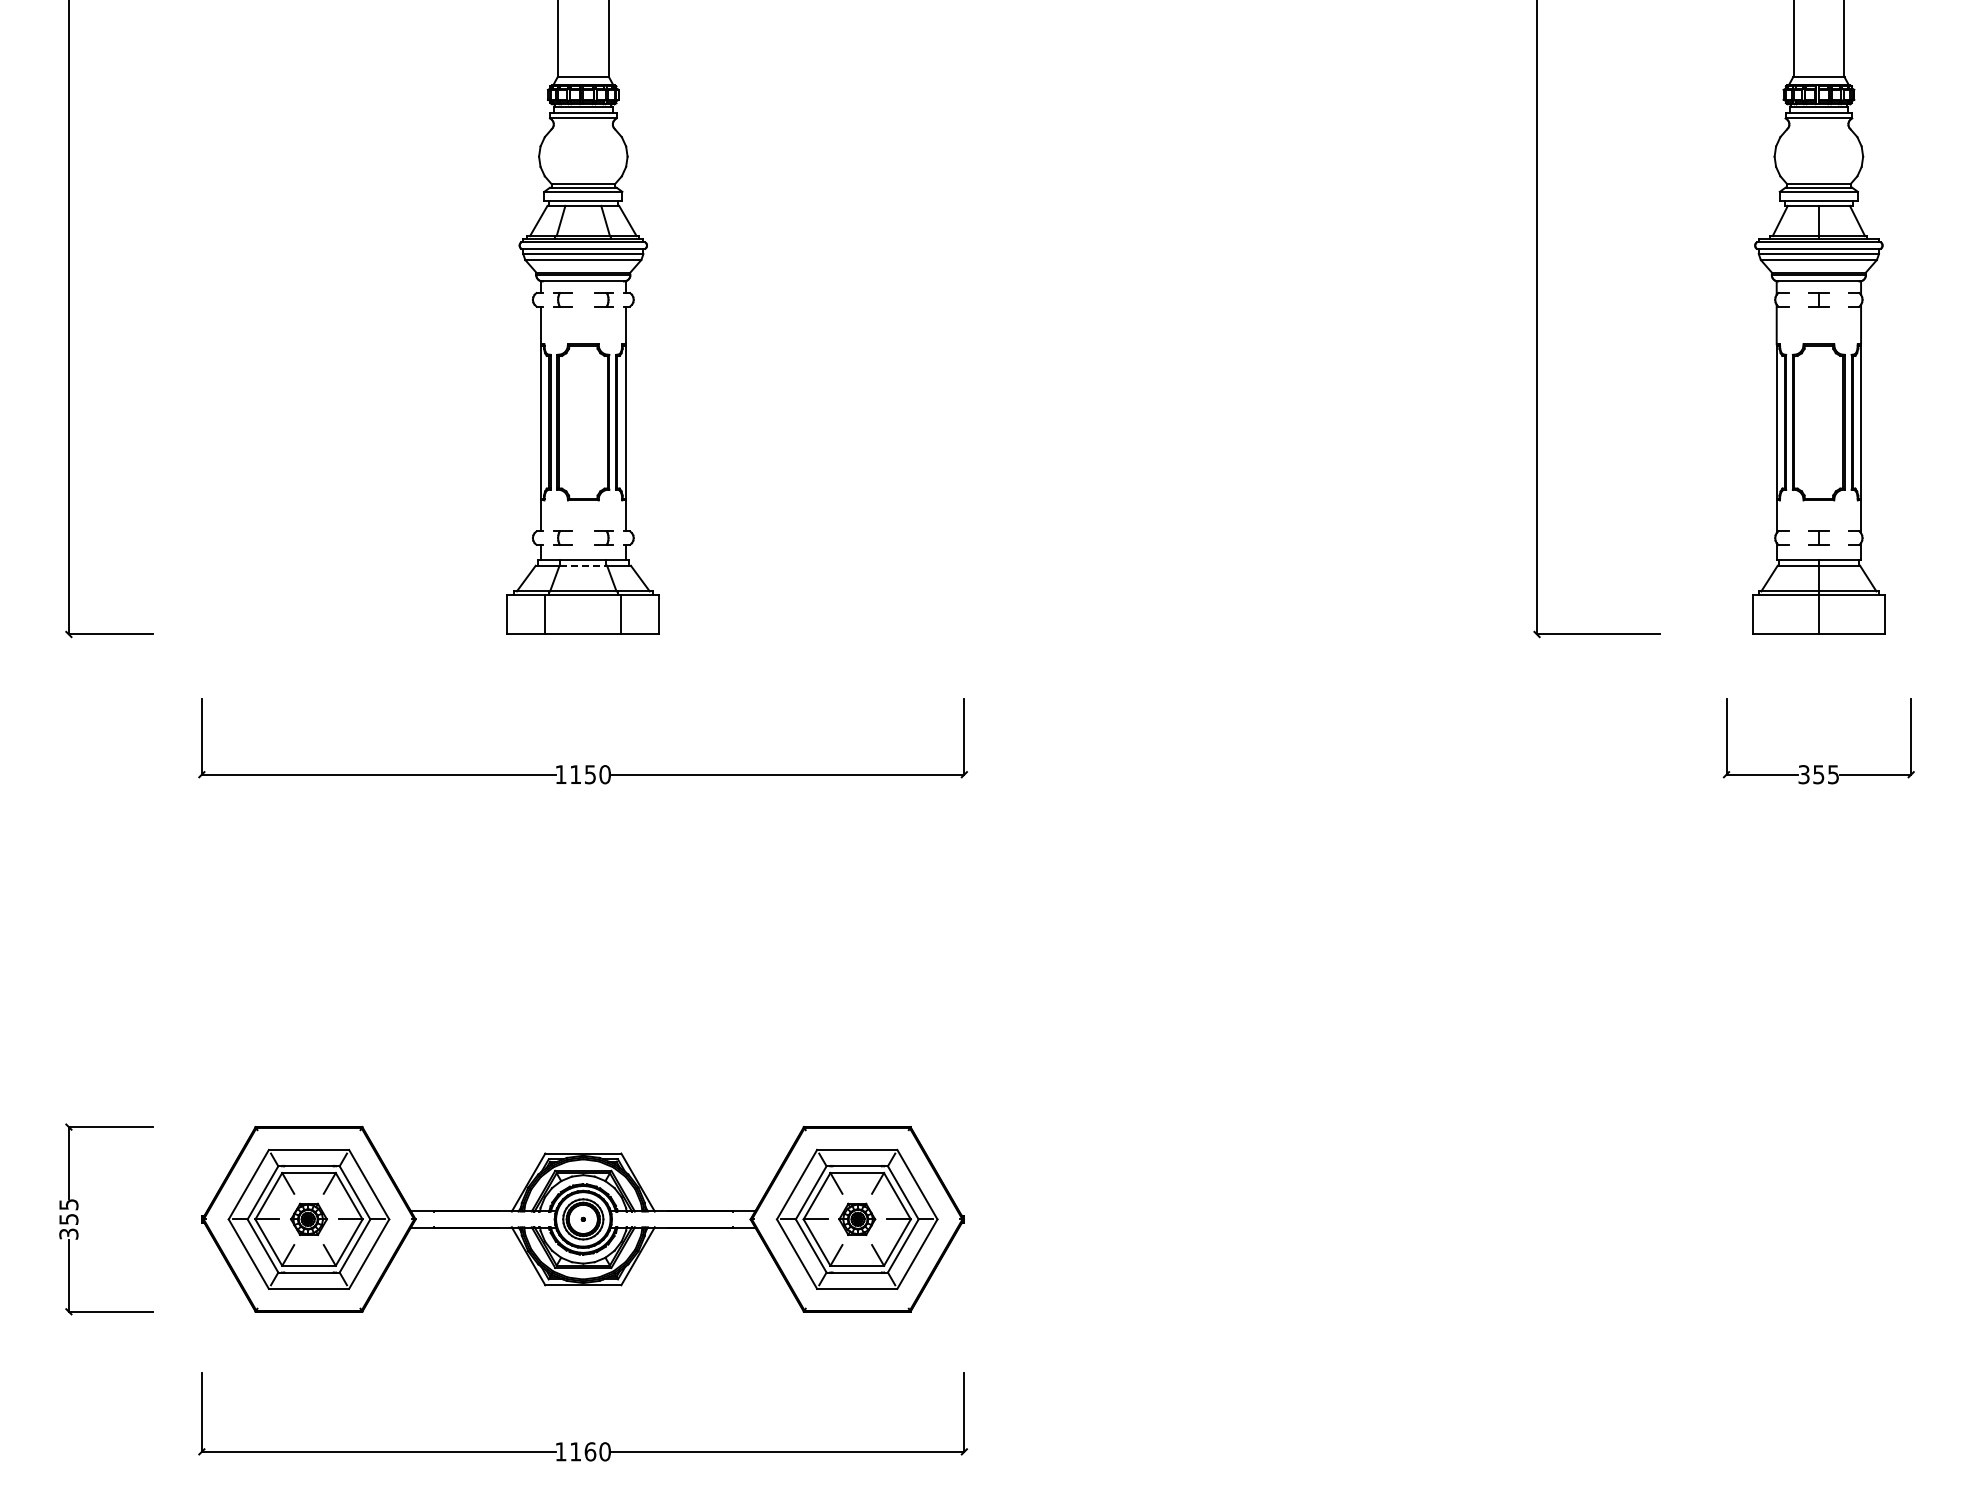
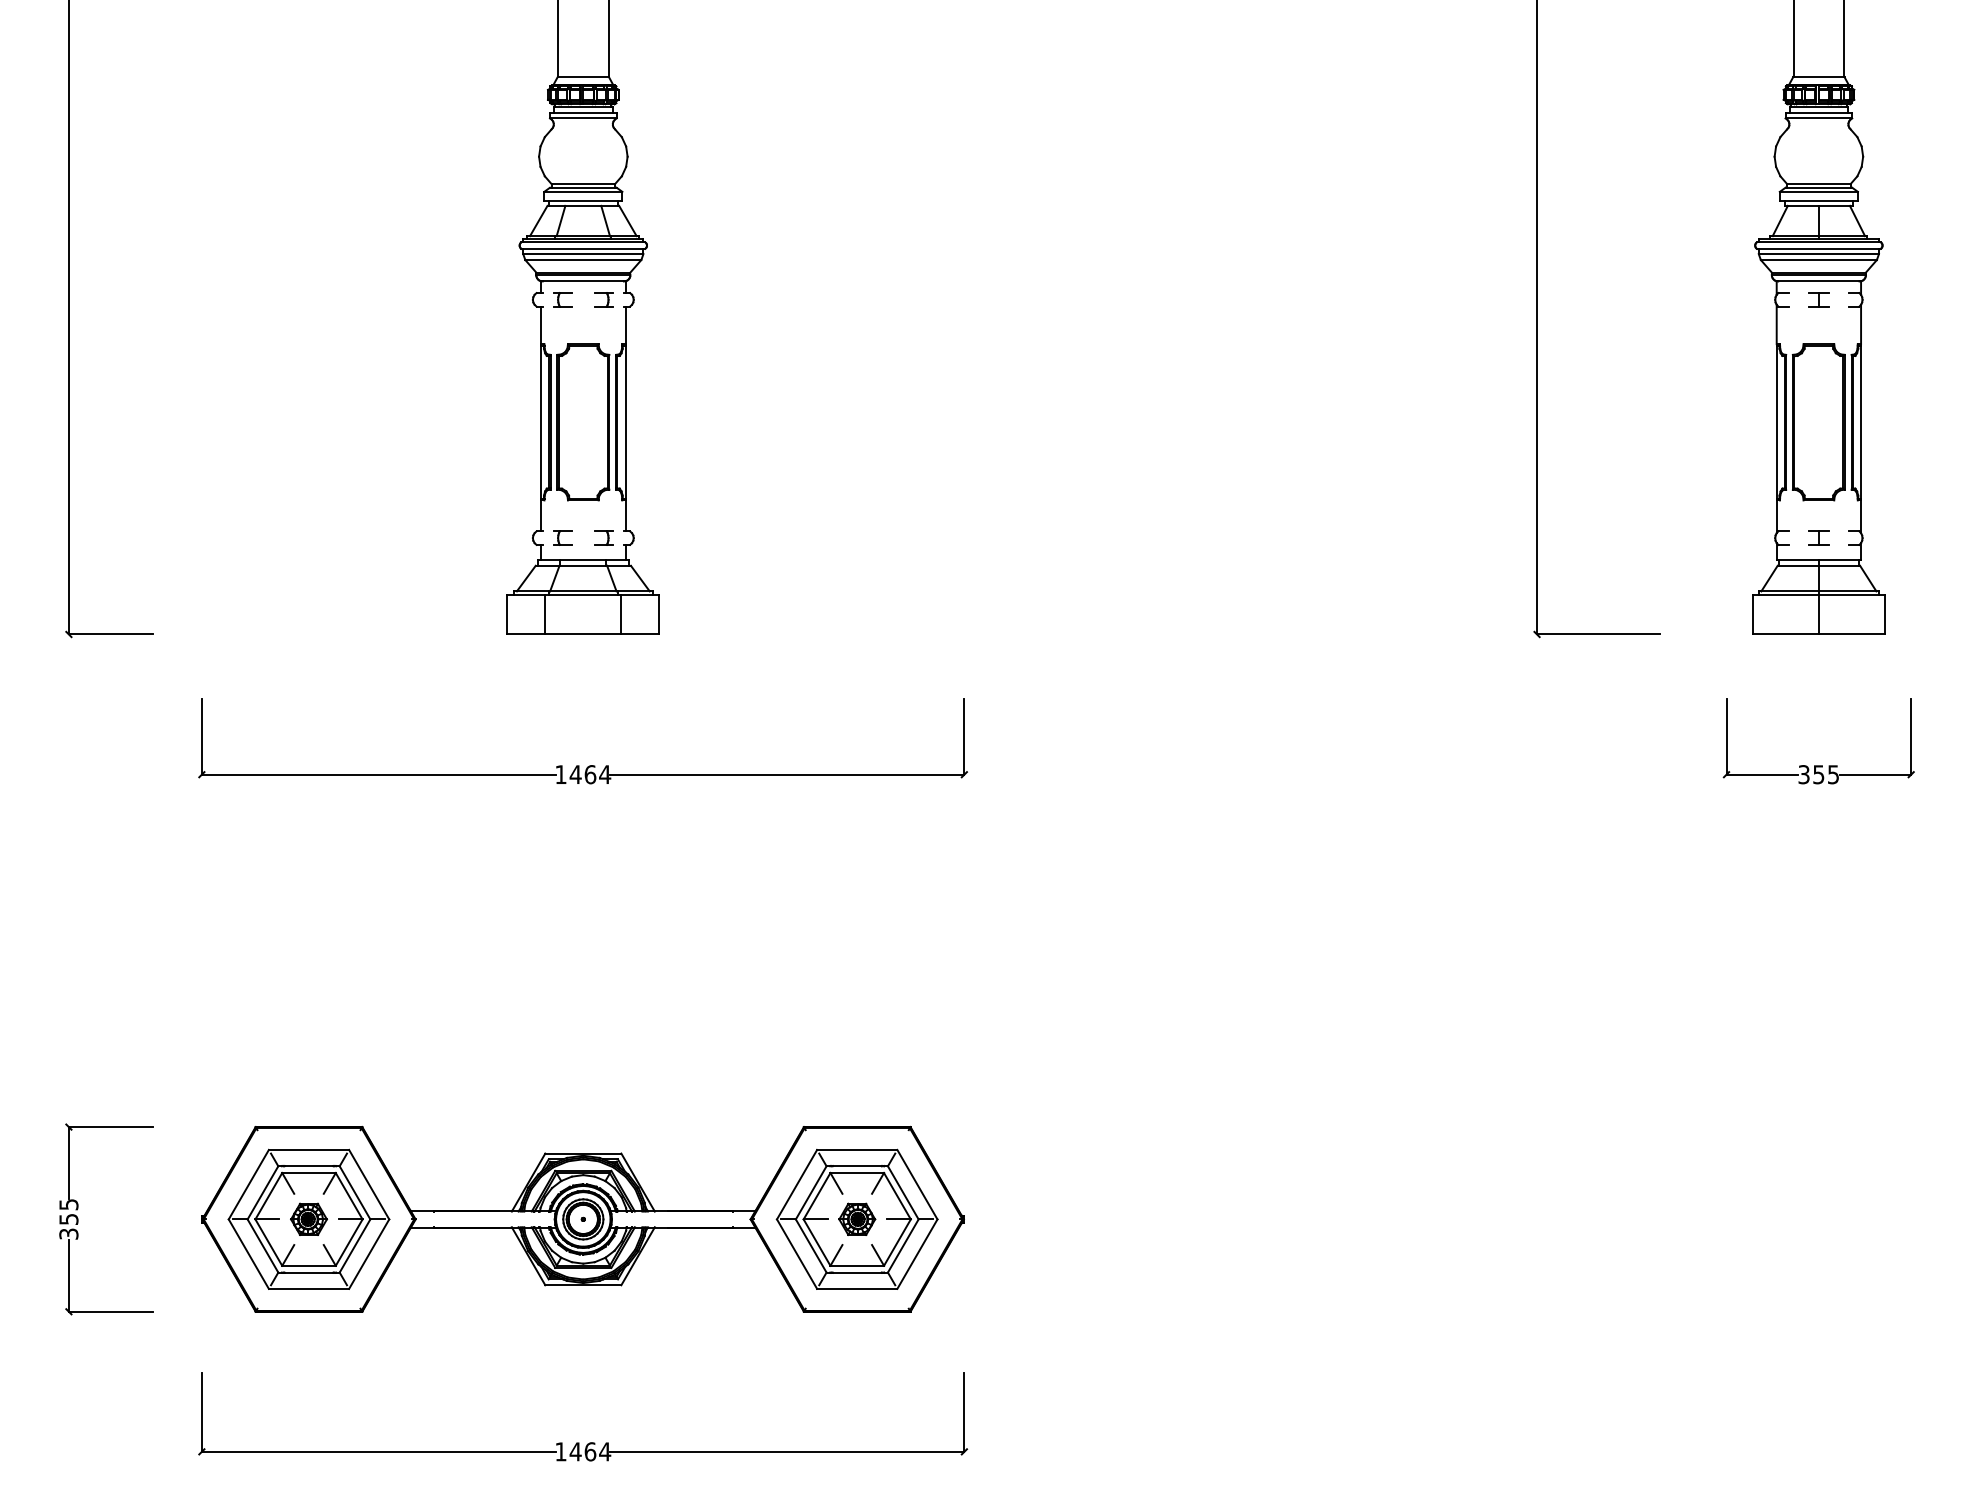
line: dashed -> solid (583, 565)
text: 1150 -> 1464 (590, 774)
text: 1160 -> 1464 (590, 1451)
